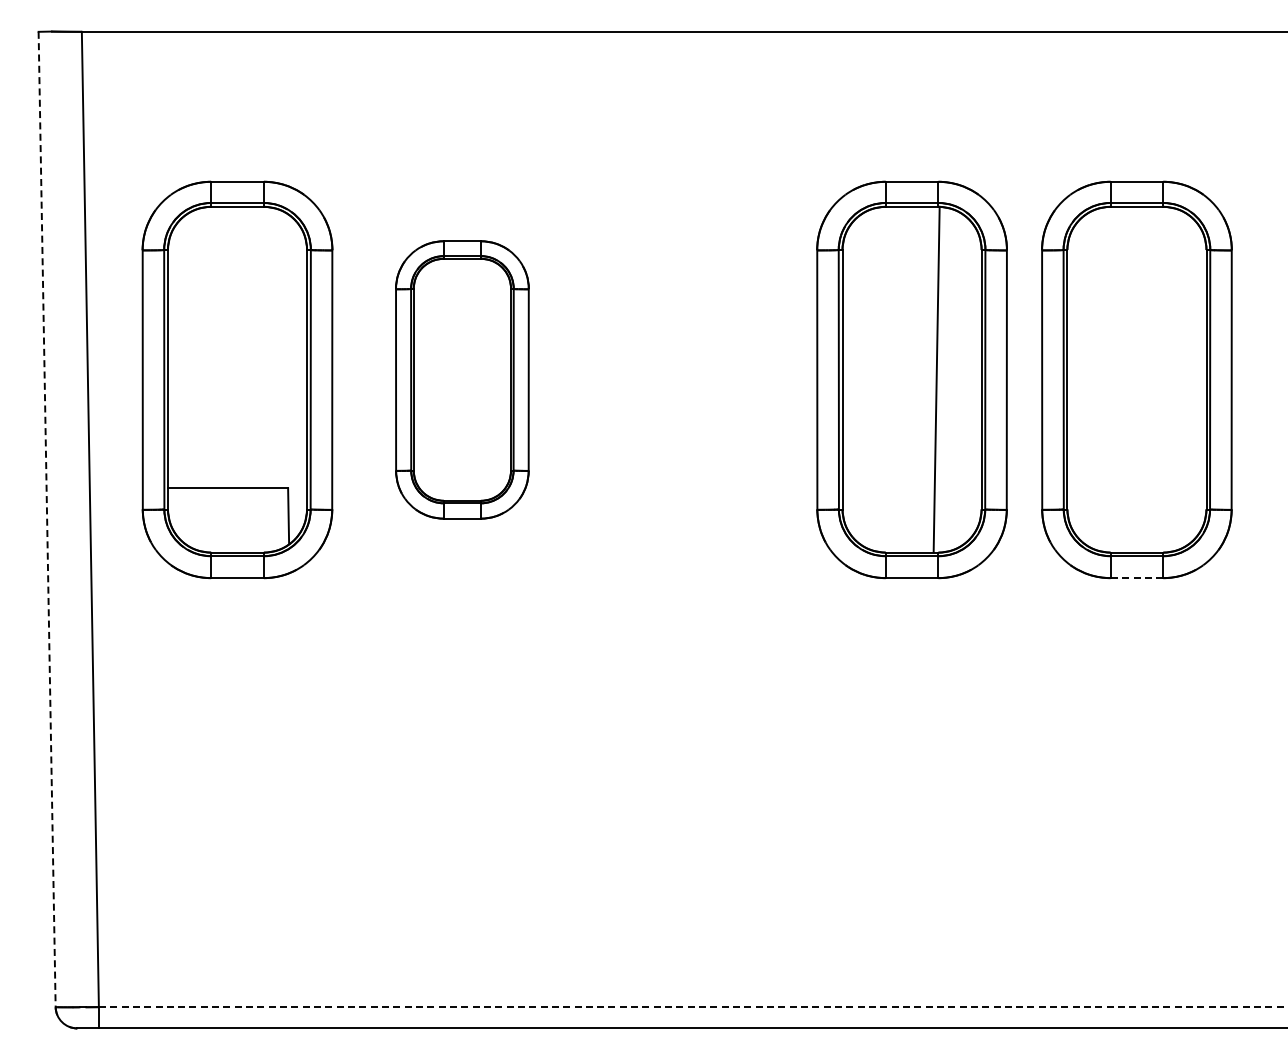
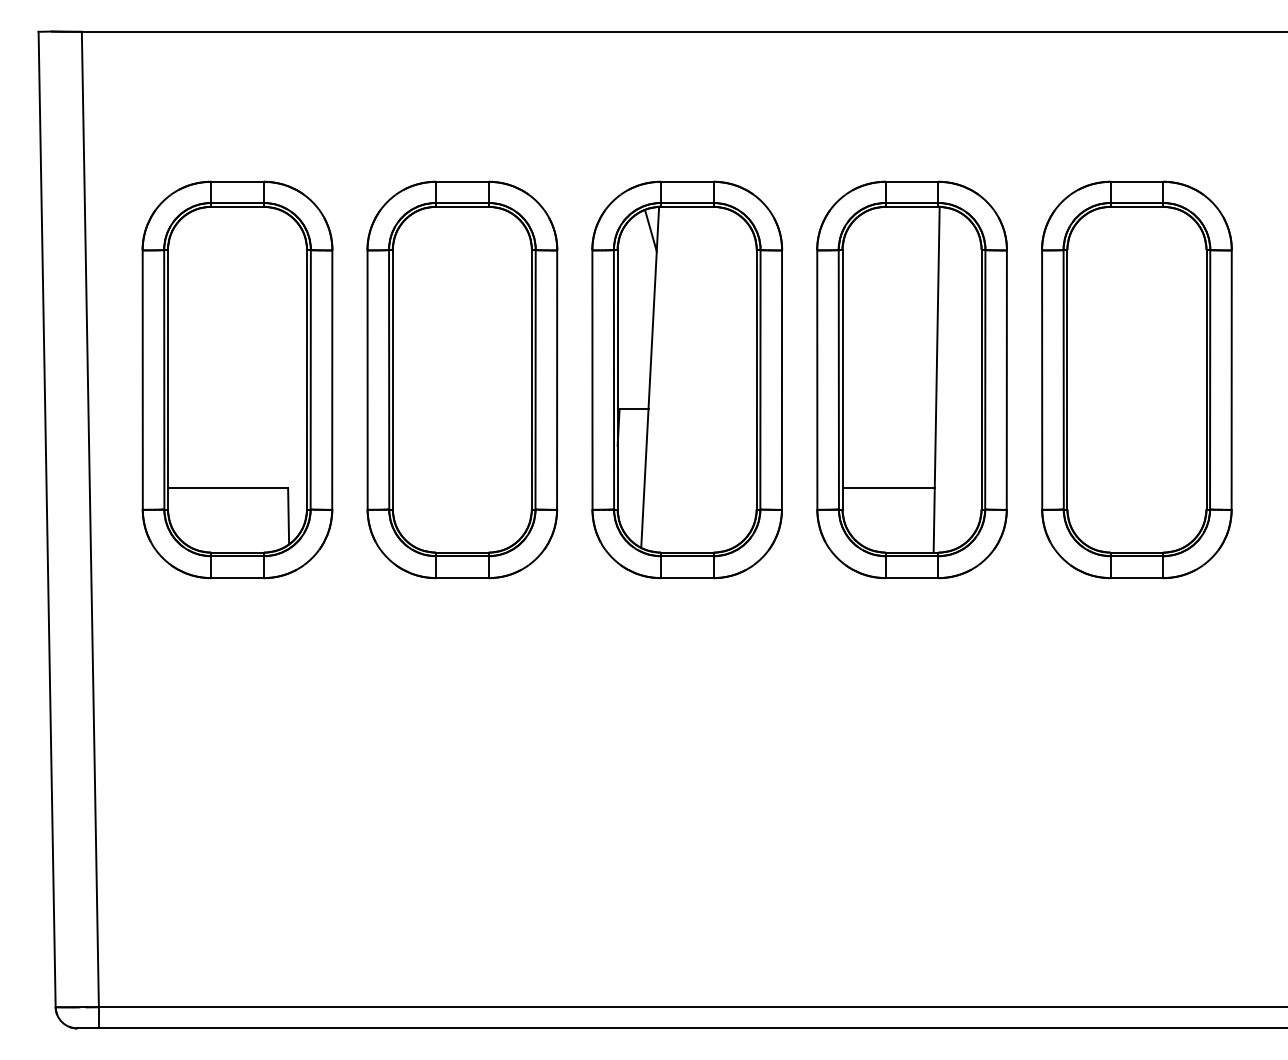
part size: 135x280 px -> 193x400 px (462, 379)
part: none -> present (687, 379)
line: none -> present (888, 488)
line: dashed -> solid (47, 519)
line: dashed -> solid (1136, 578)
line: dashed -> solid (693, 1007)
